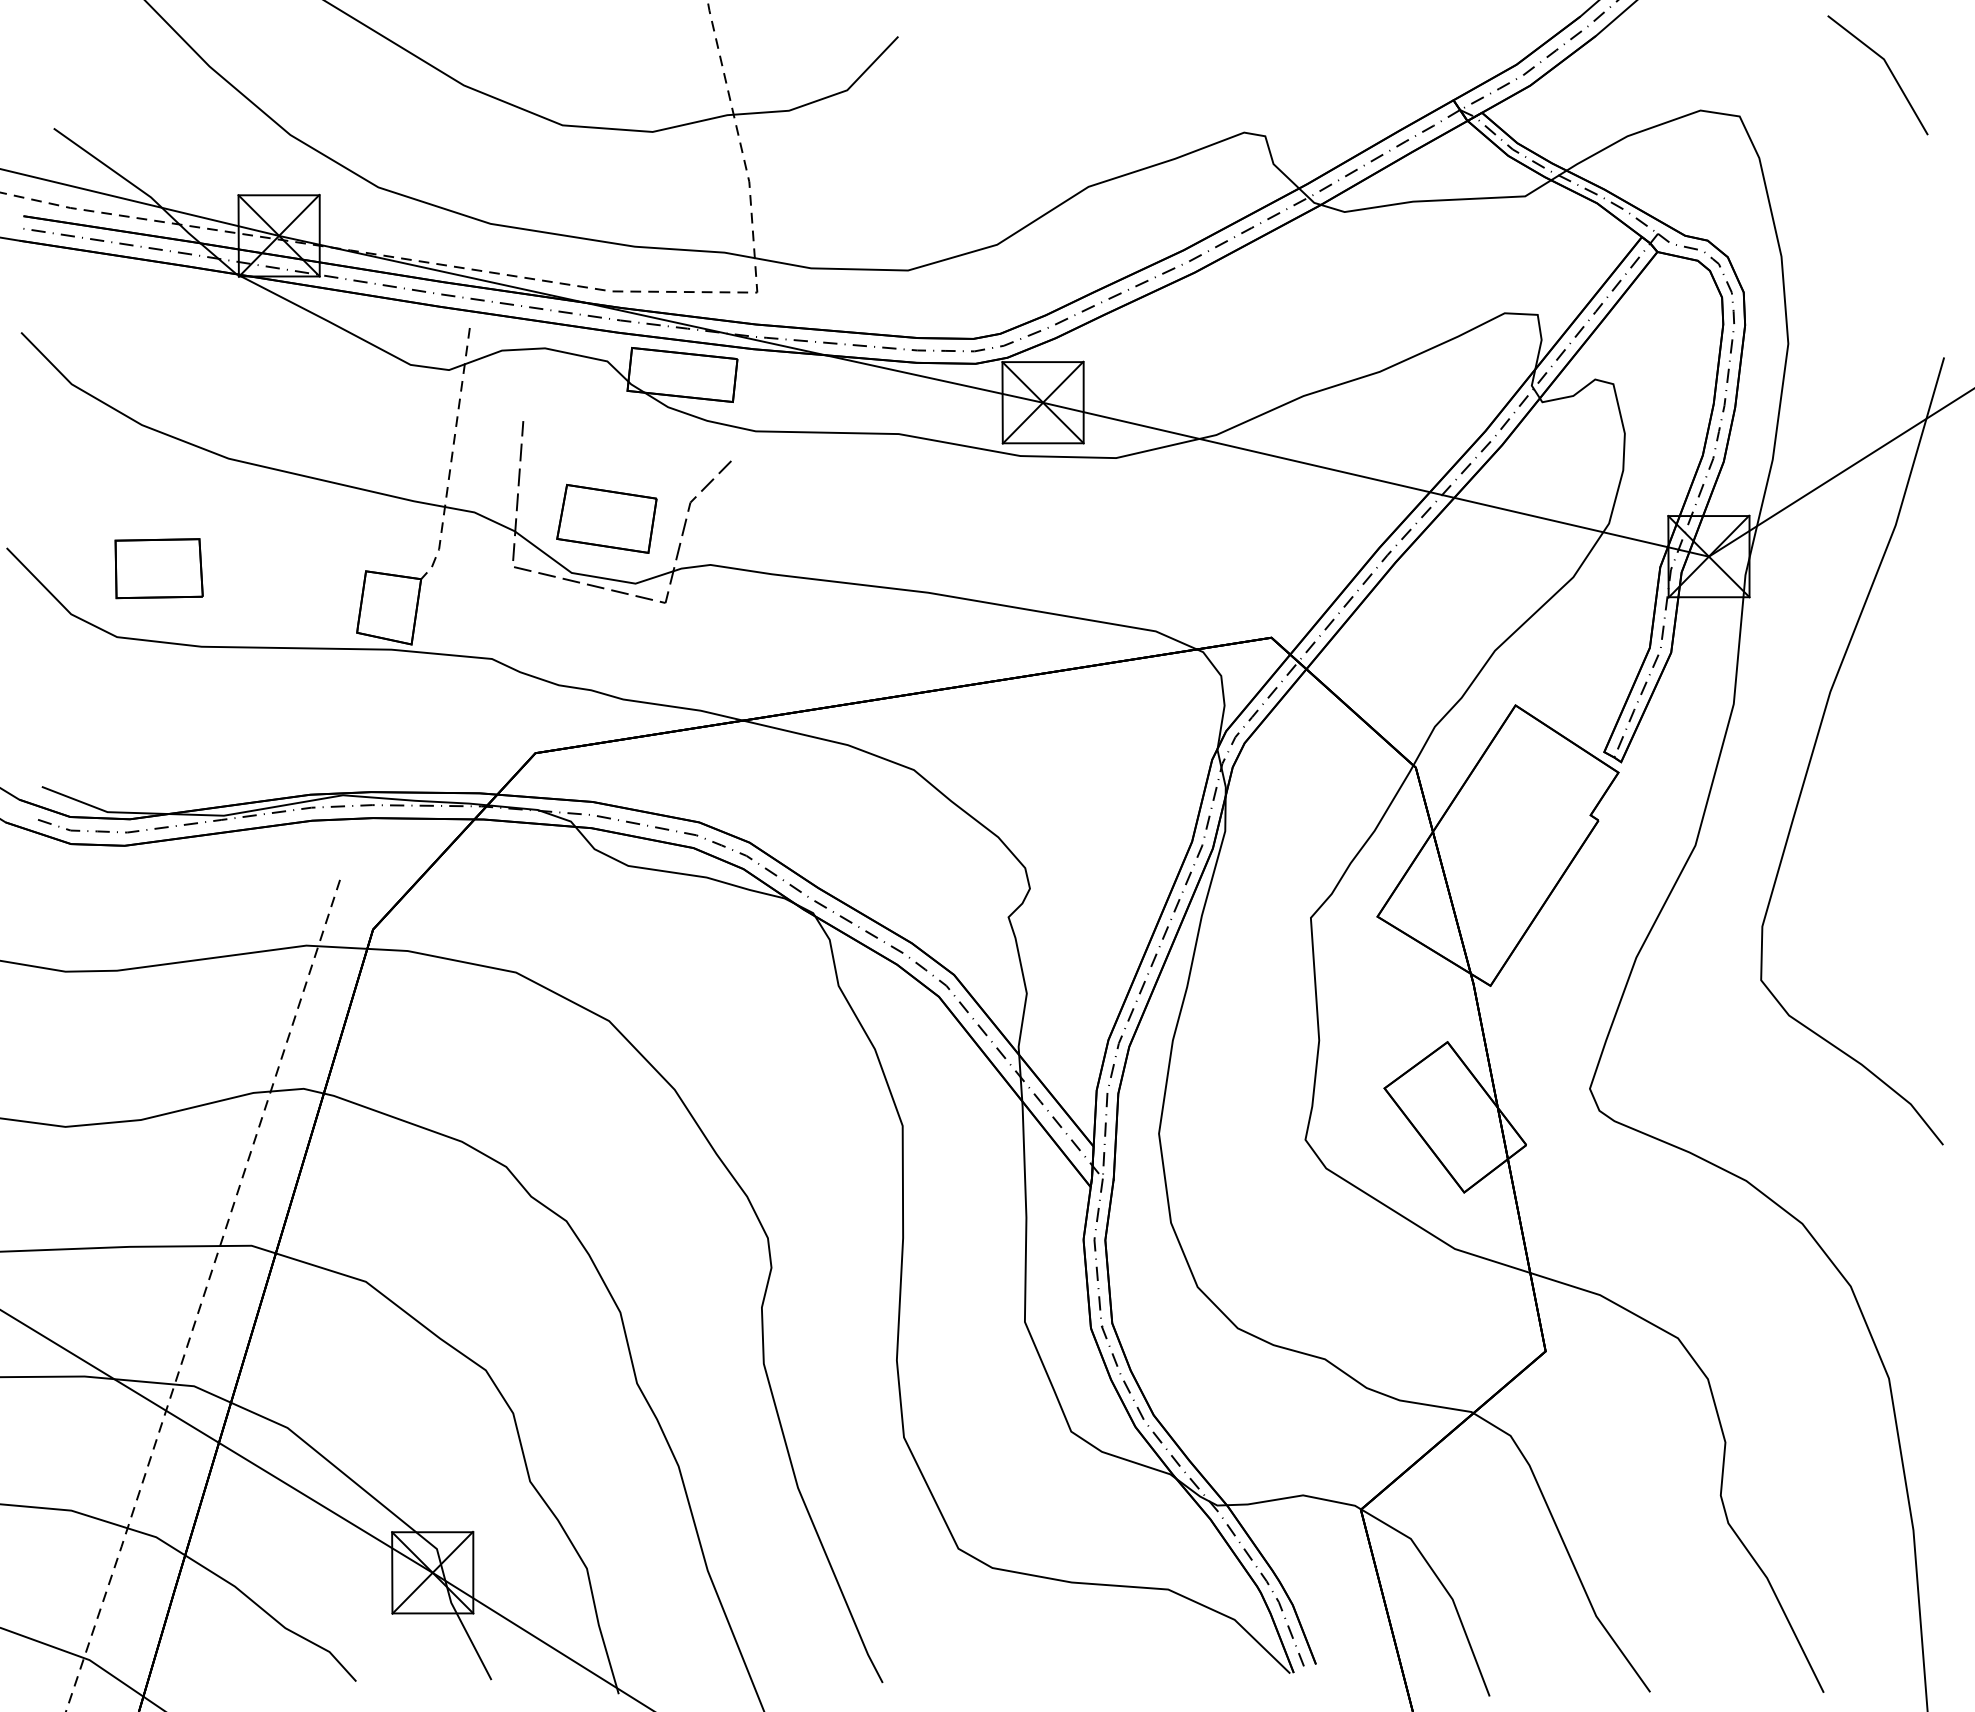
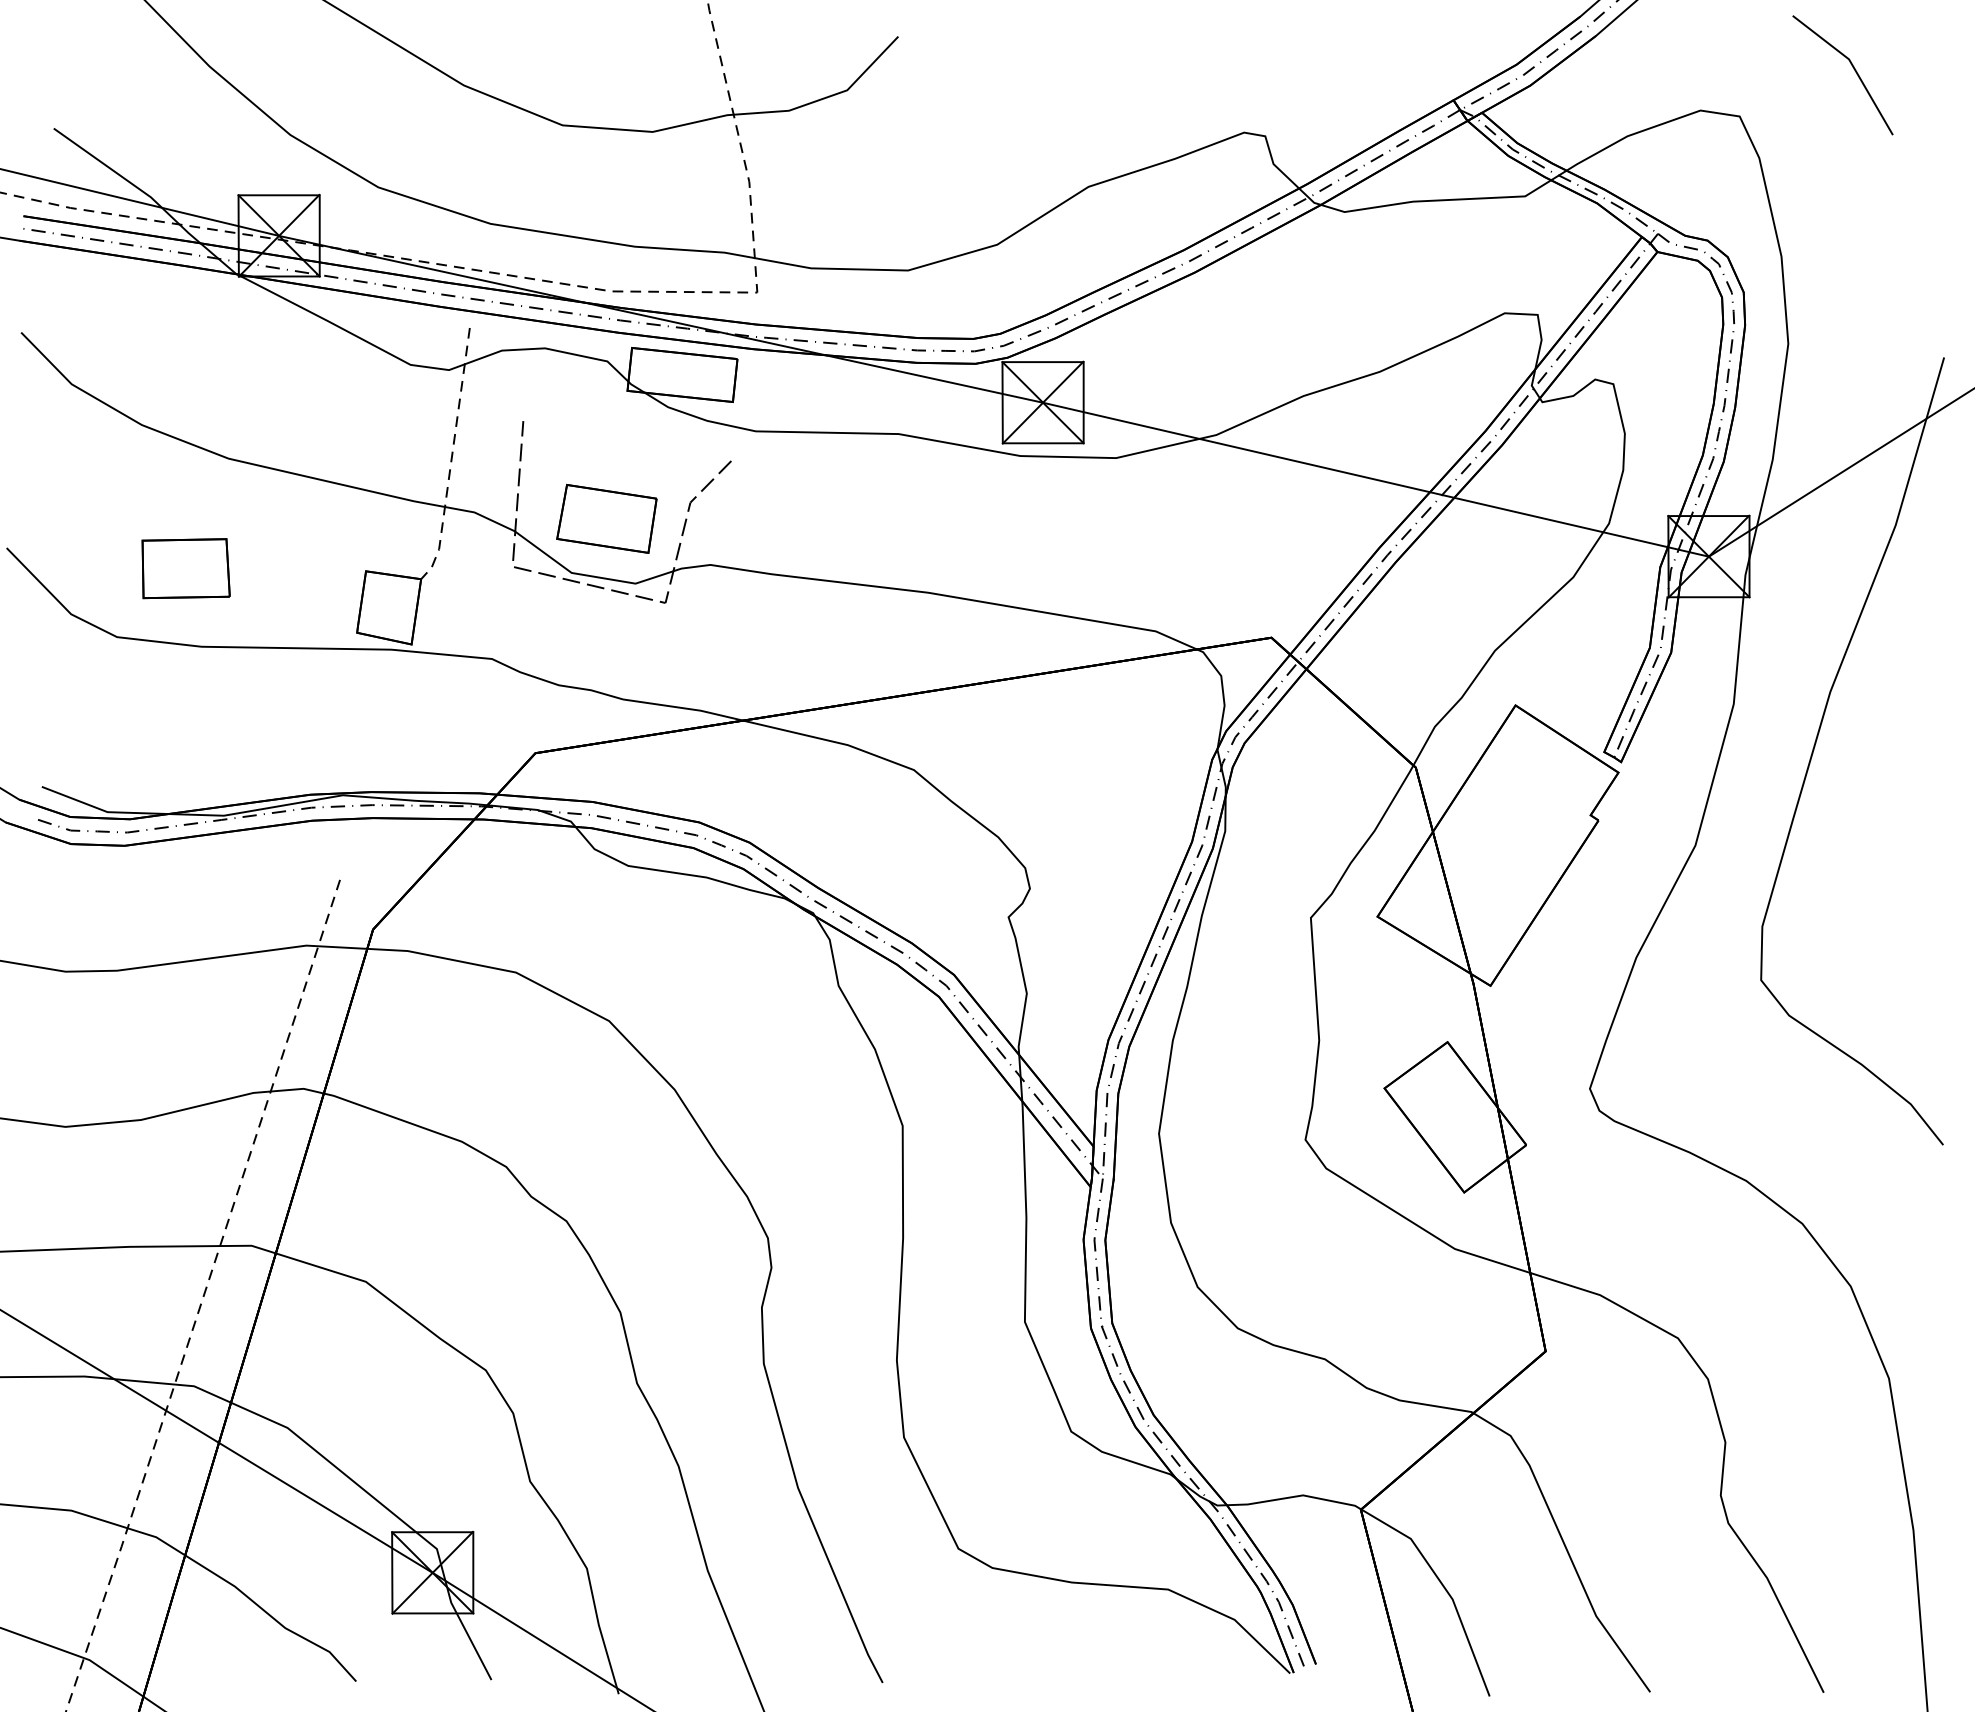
line position: (1888, 69) -> (1853, 69) (1853, 69)
part position: (158, 568) -> (185, 568) (185, 568)
